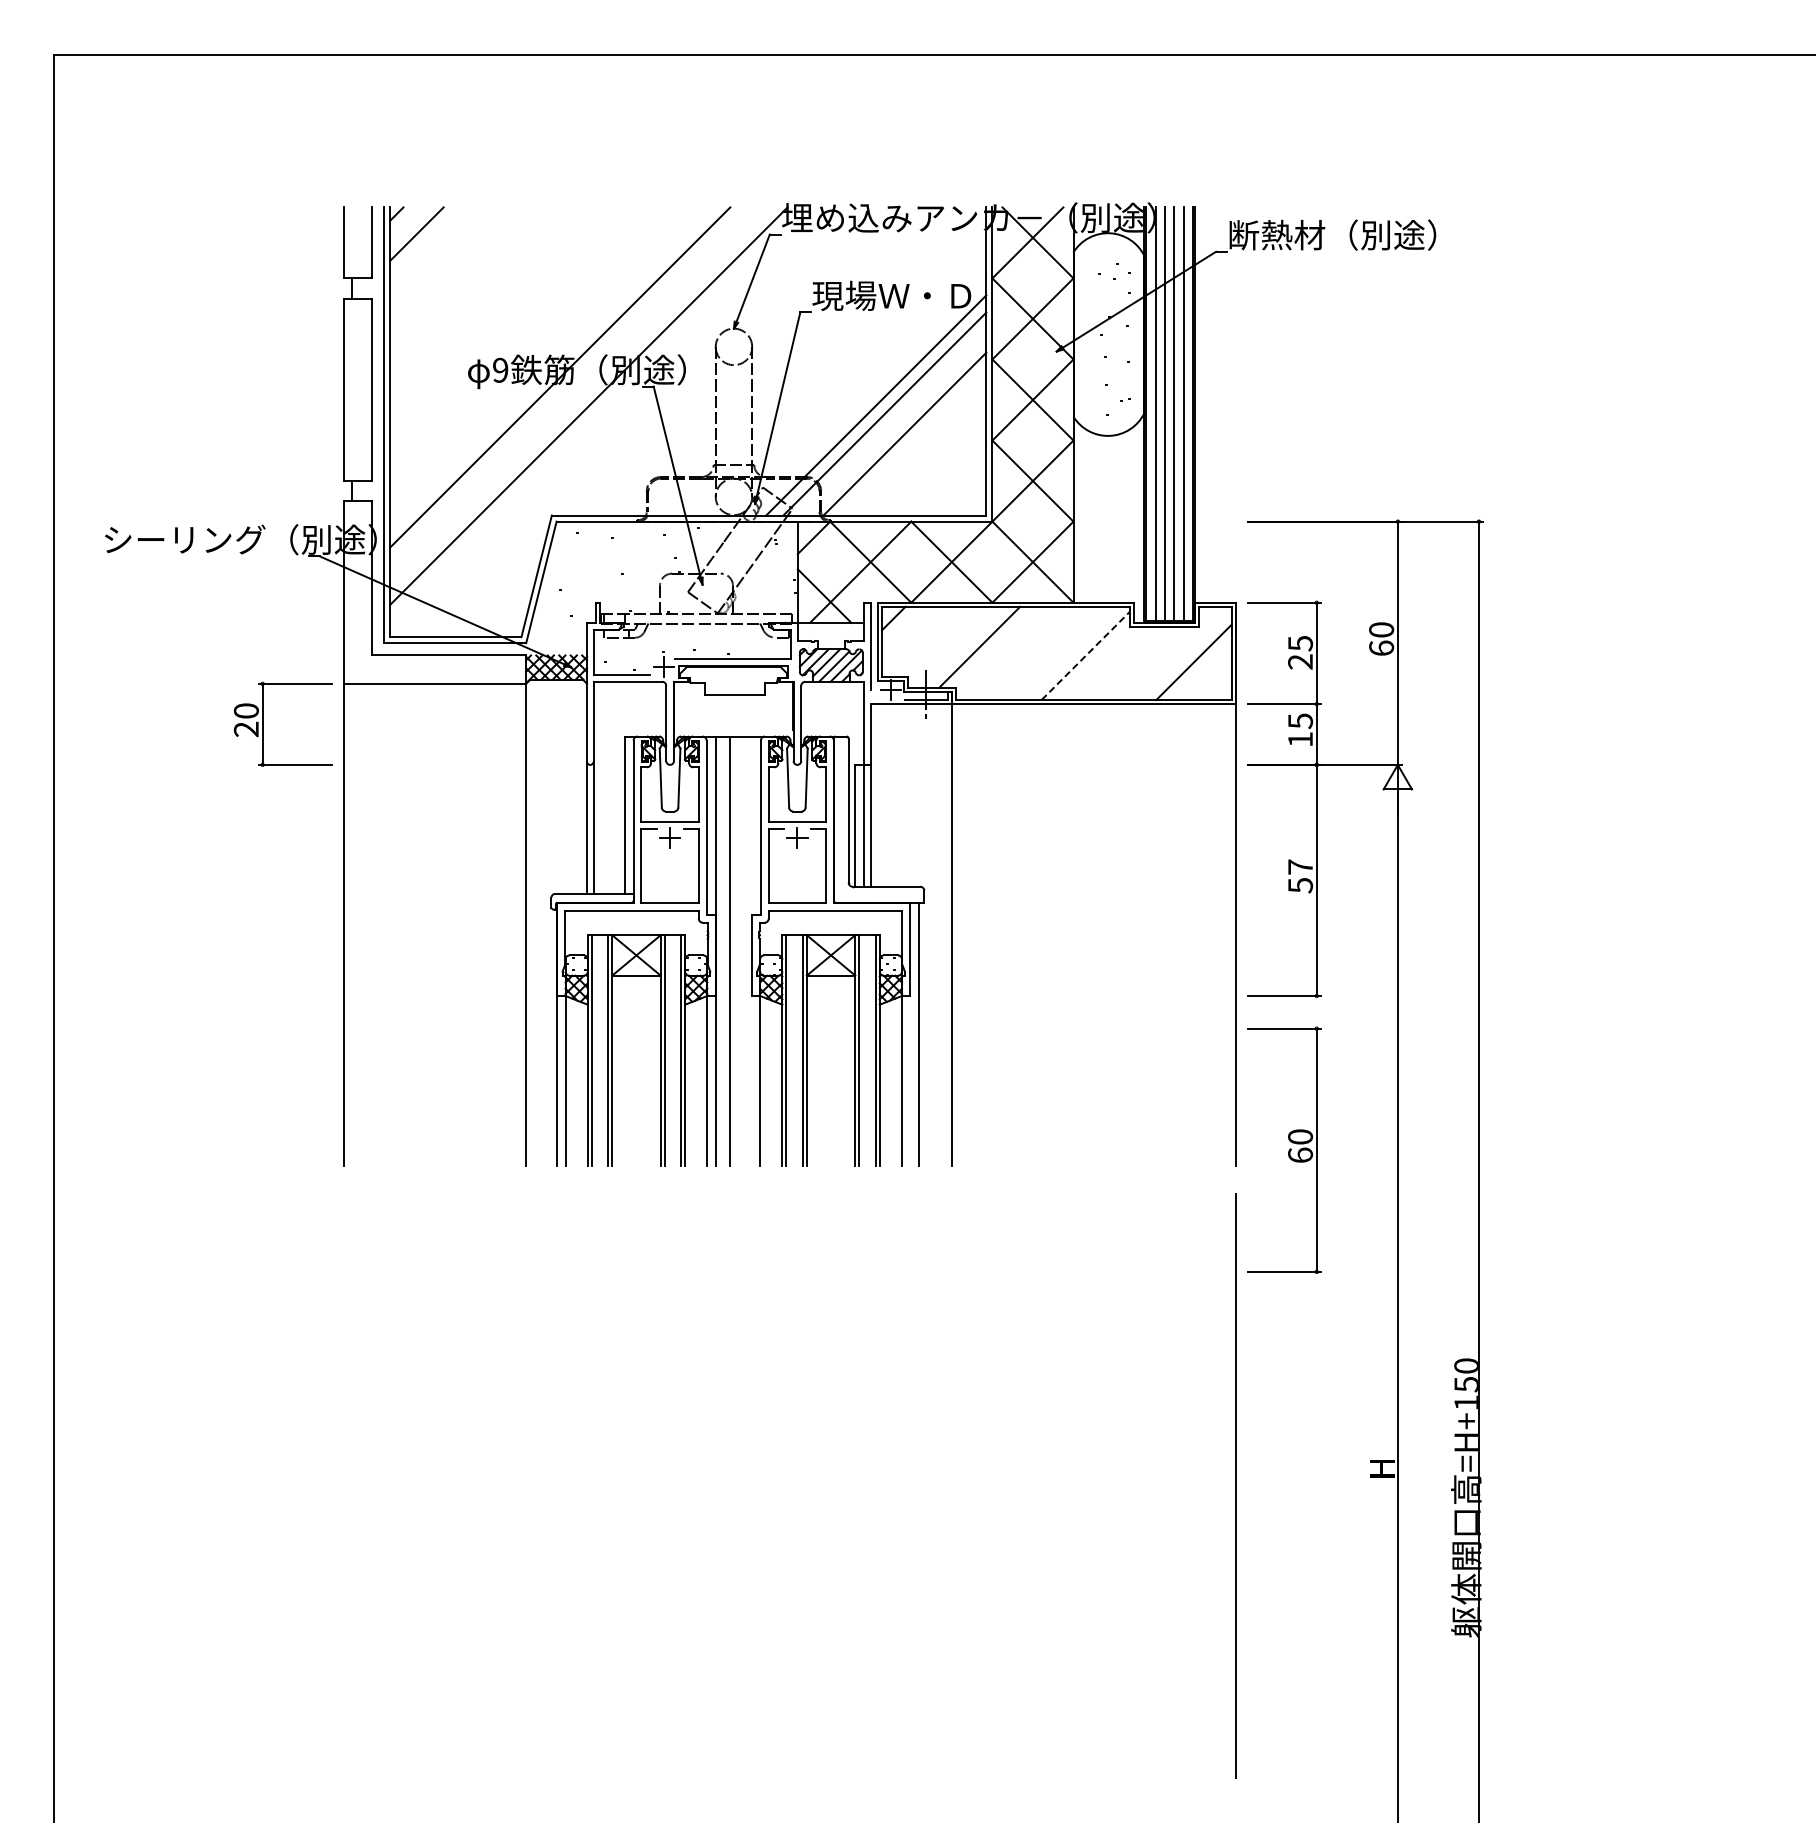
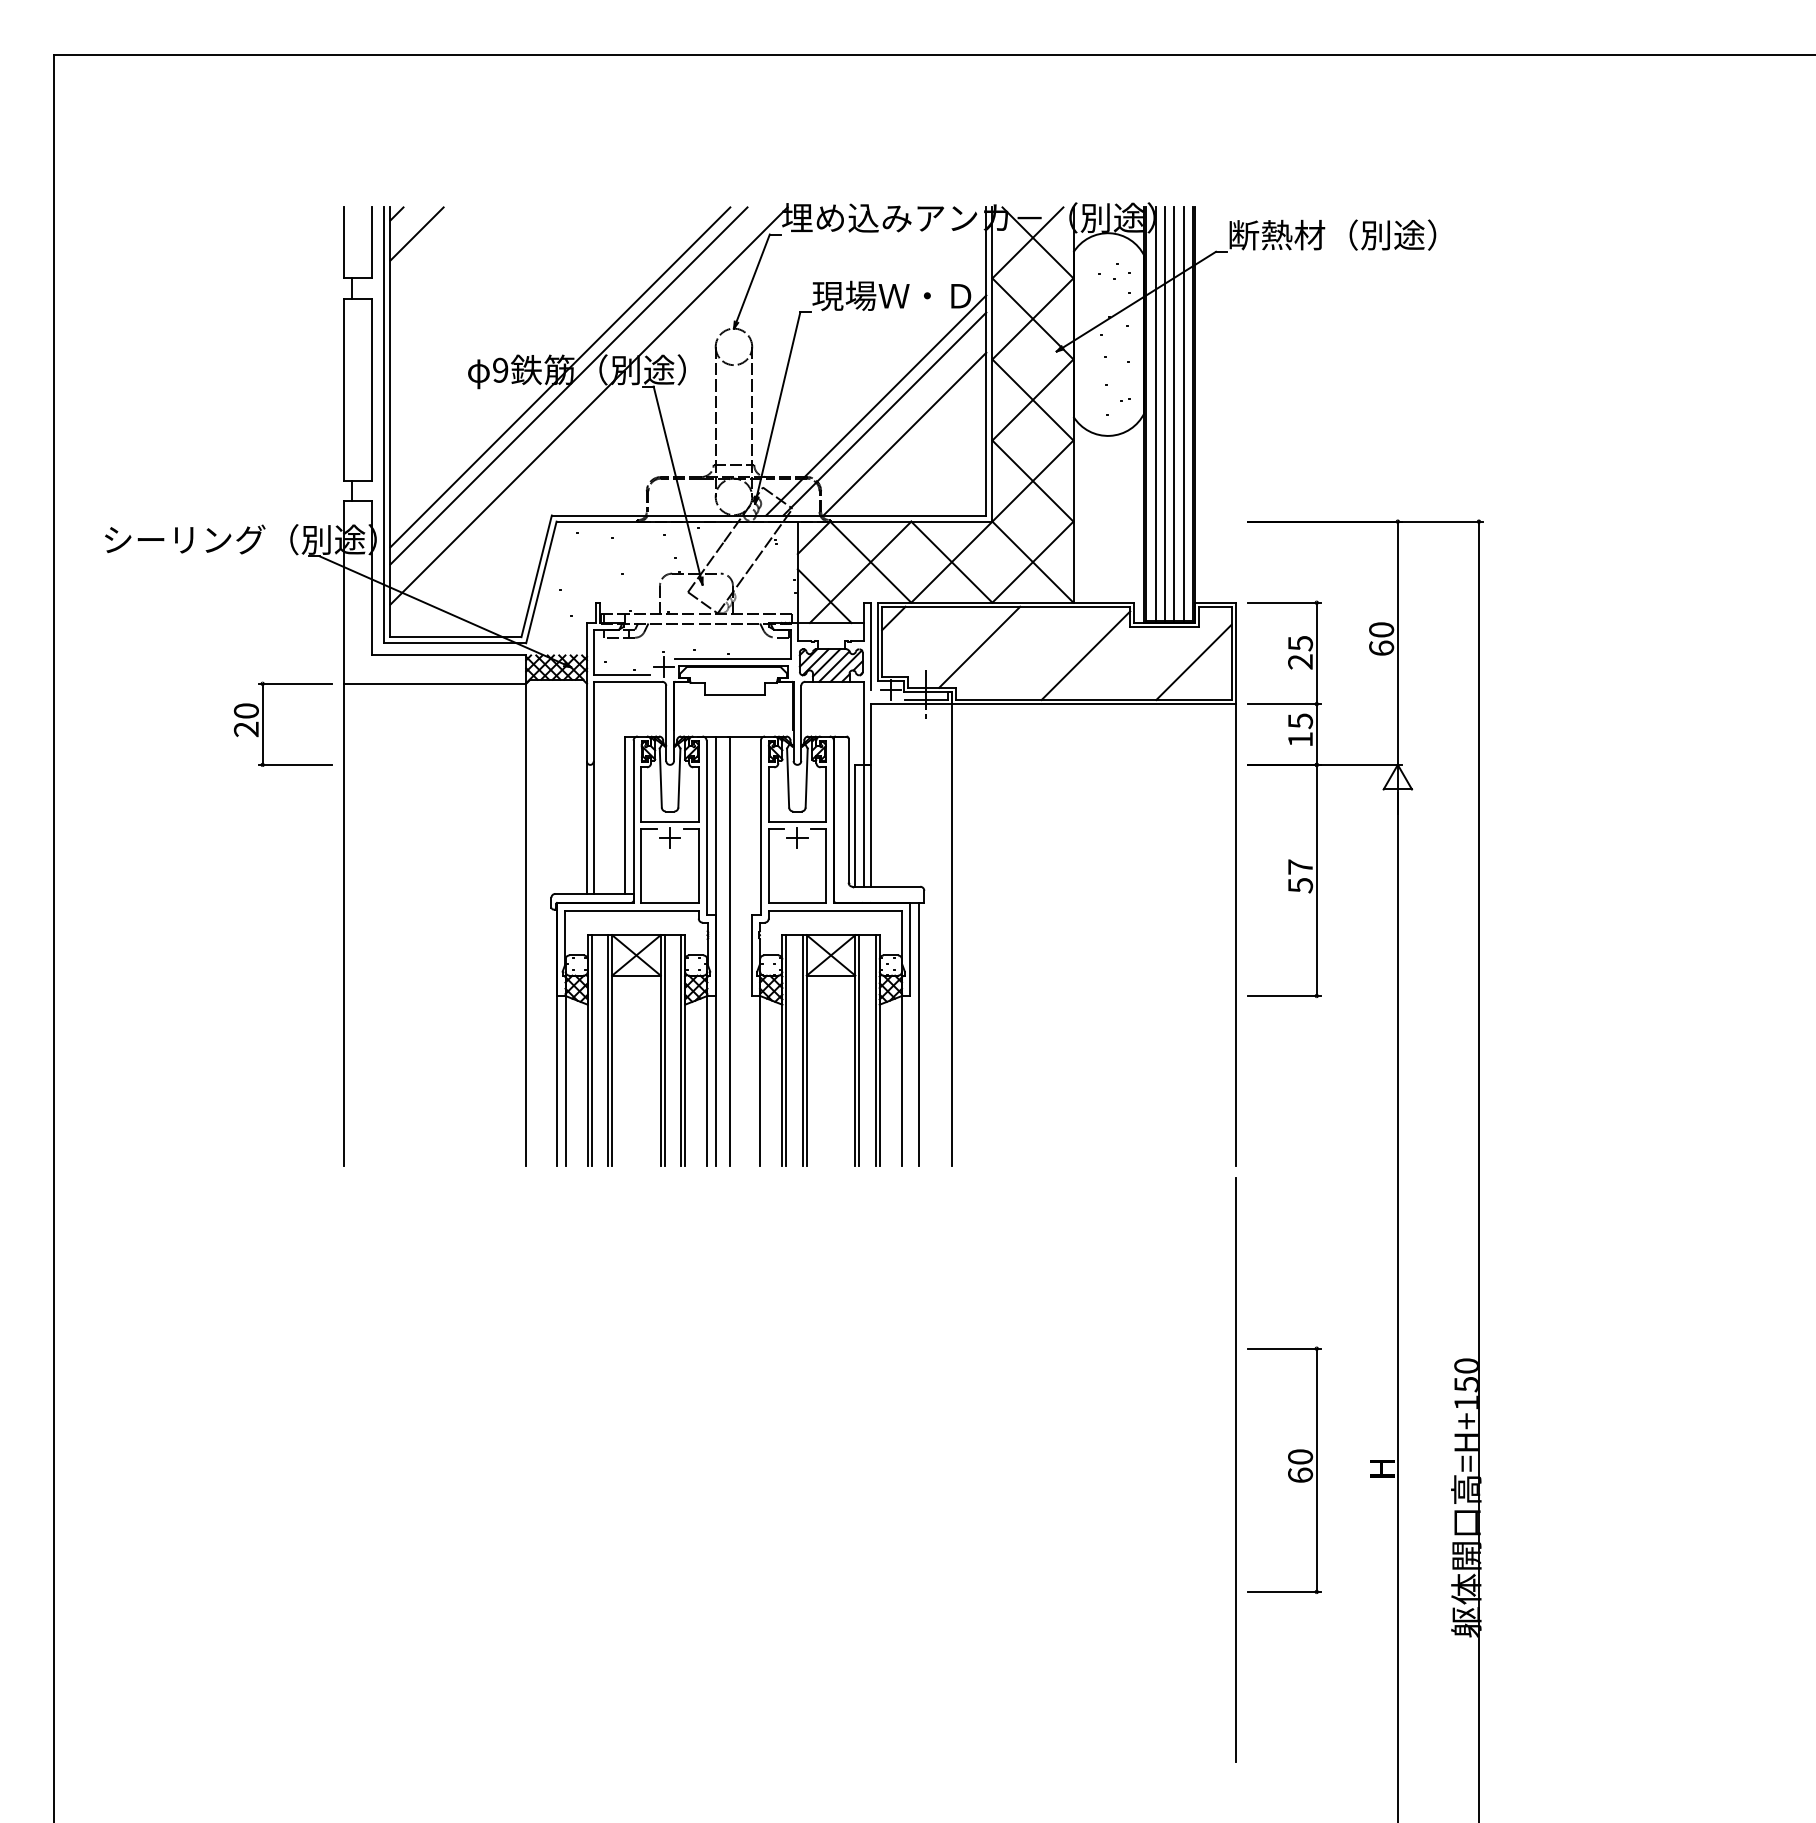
line: none -> present (568, 385)
line: dashed -> solid (1085, 655)
part position: (1284, 1149) -> (1284, 1469) (1284, 1469)
line position: (1235, 1485) -> (1235, 1469) (1235, 1469)
